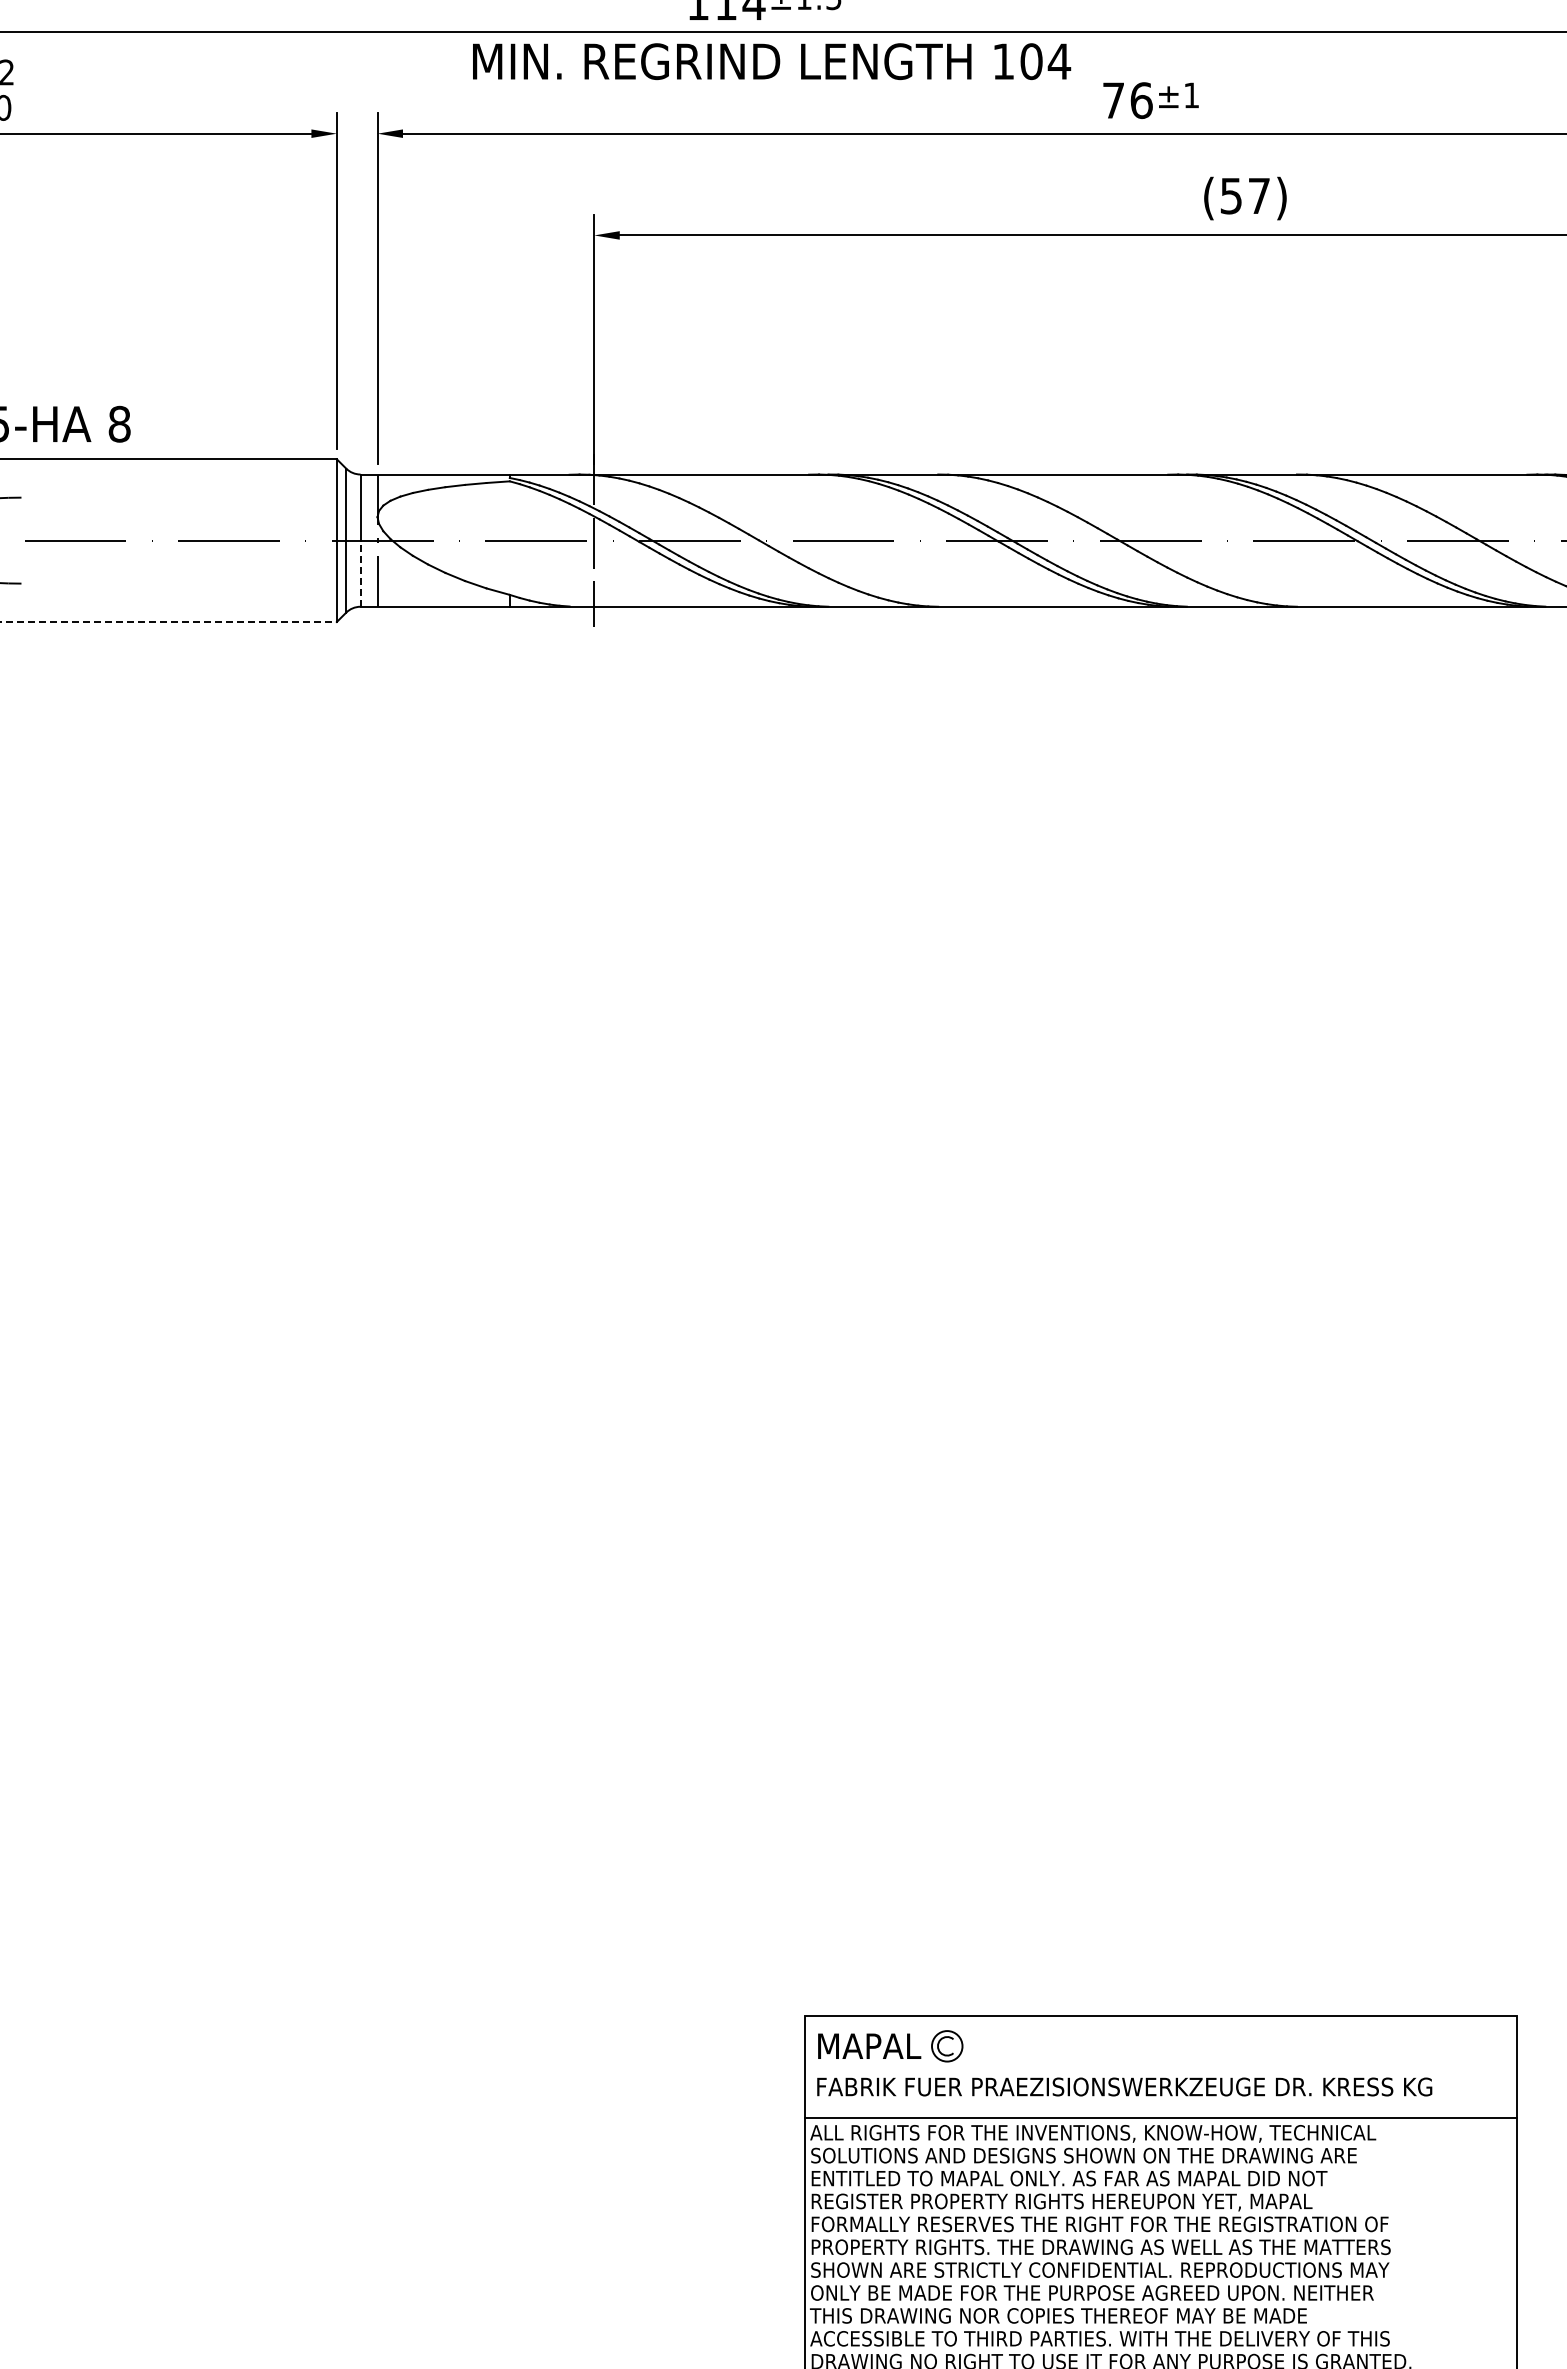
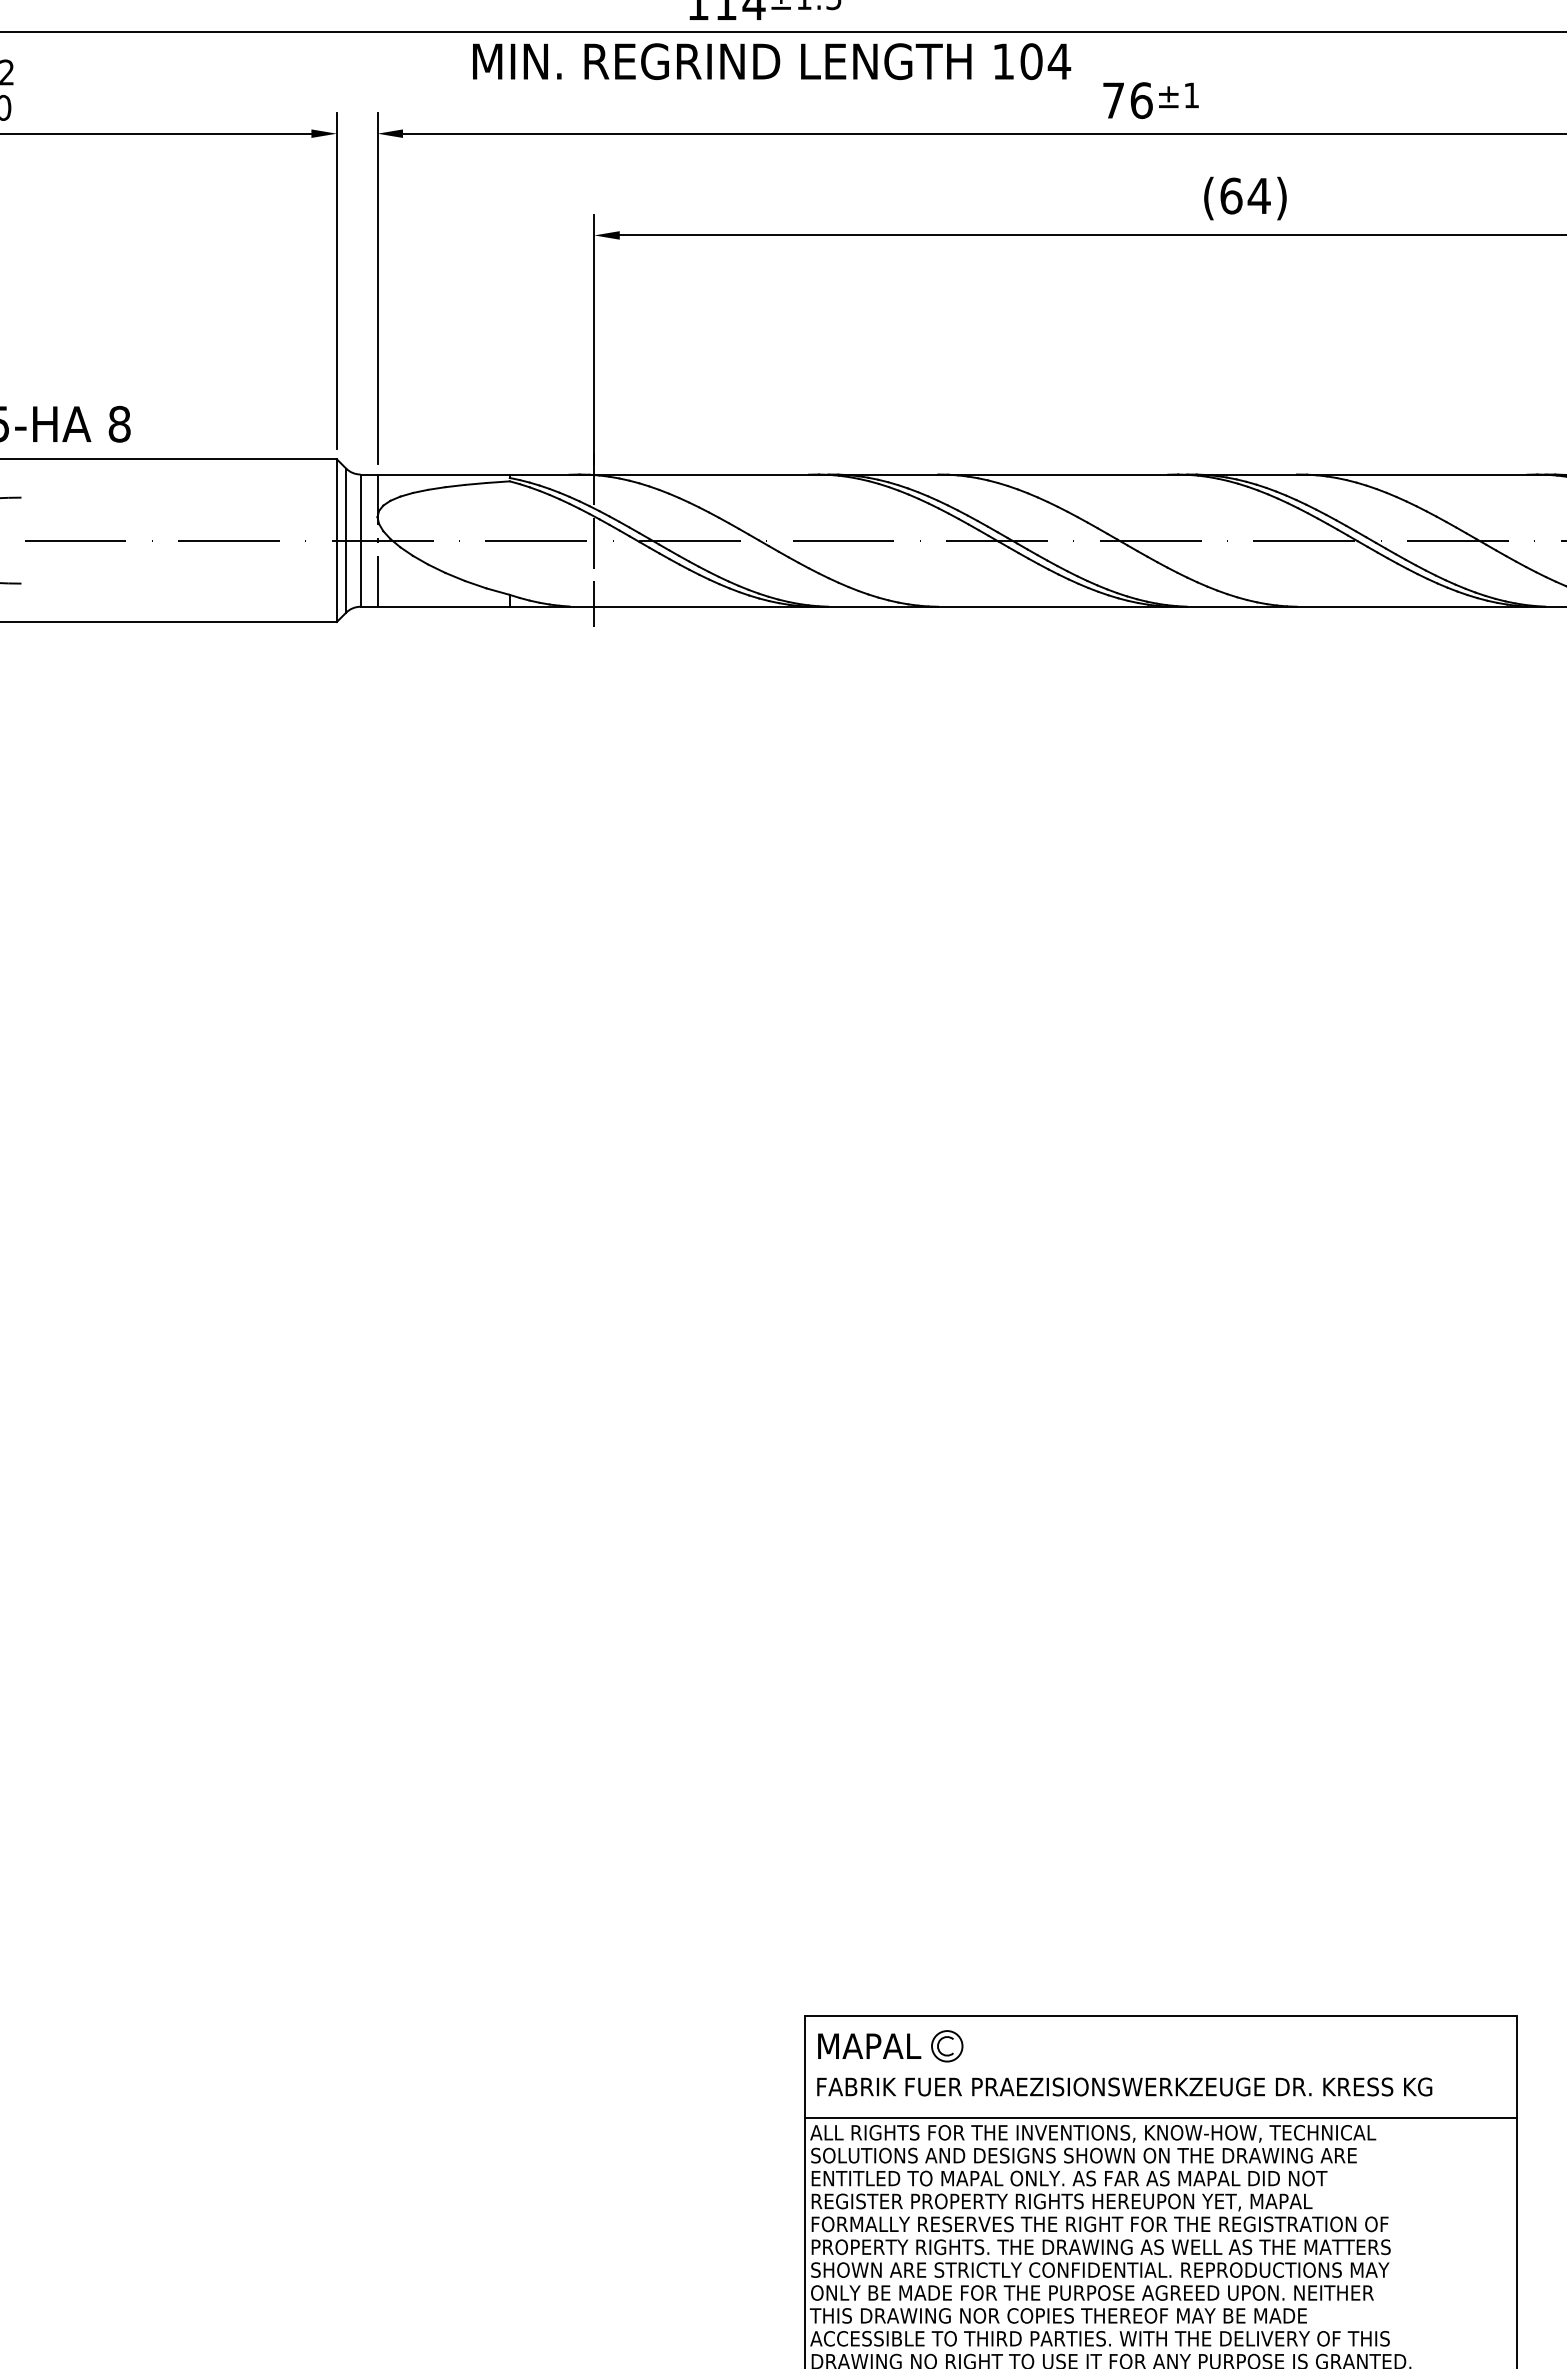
text: (57) -> (64) (1245, 195)
line: dashed -> solid (360, 573)
line: dashed -> solid (168, 622)
